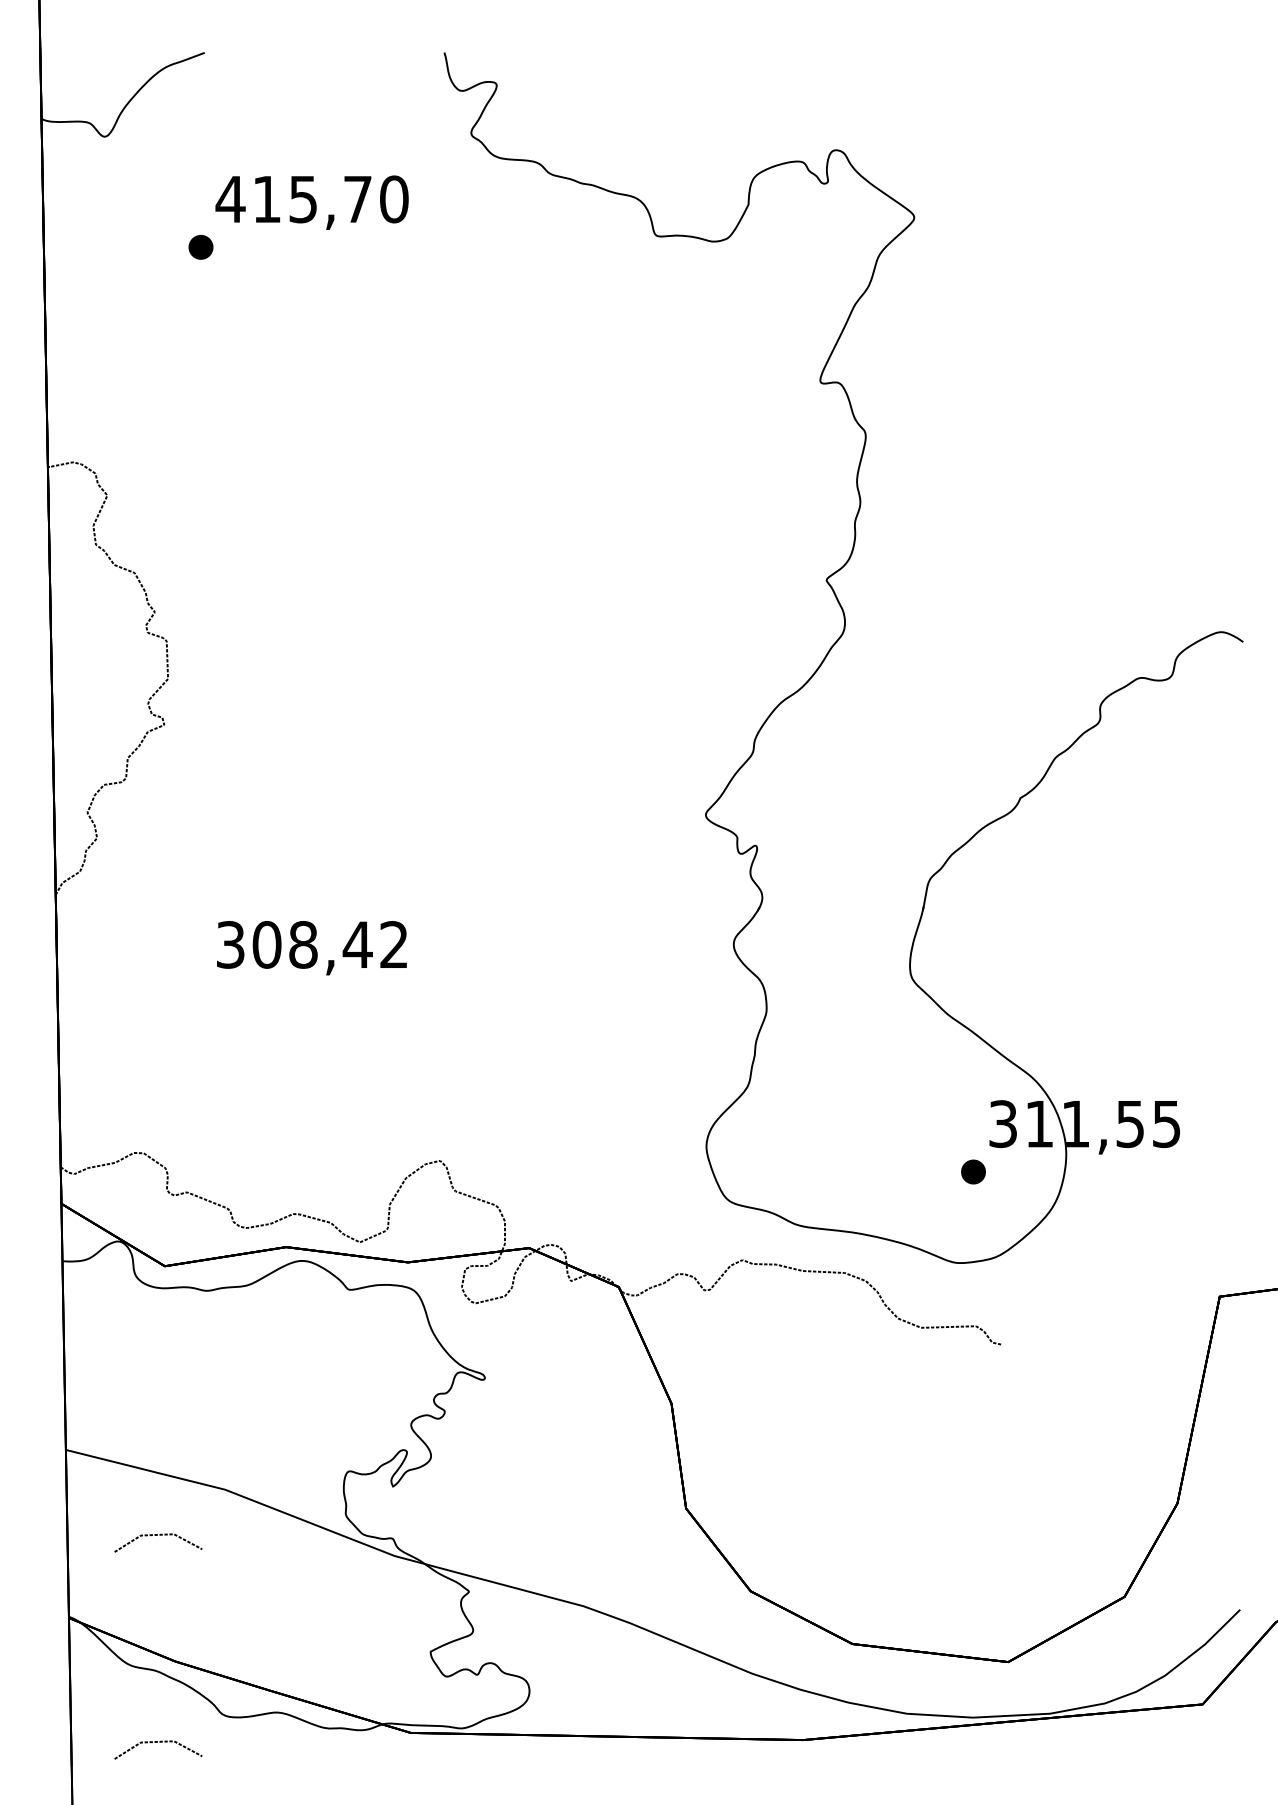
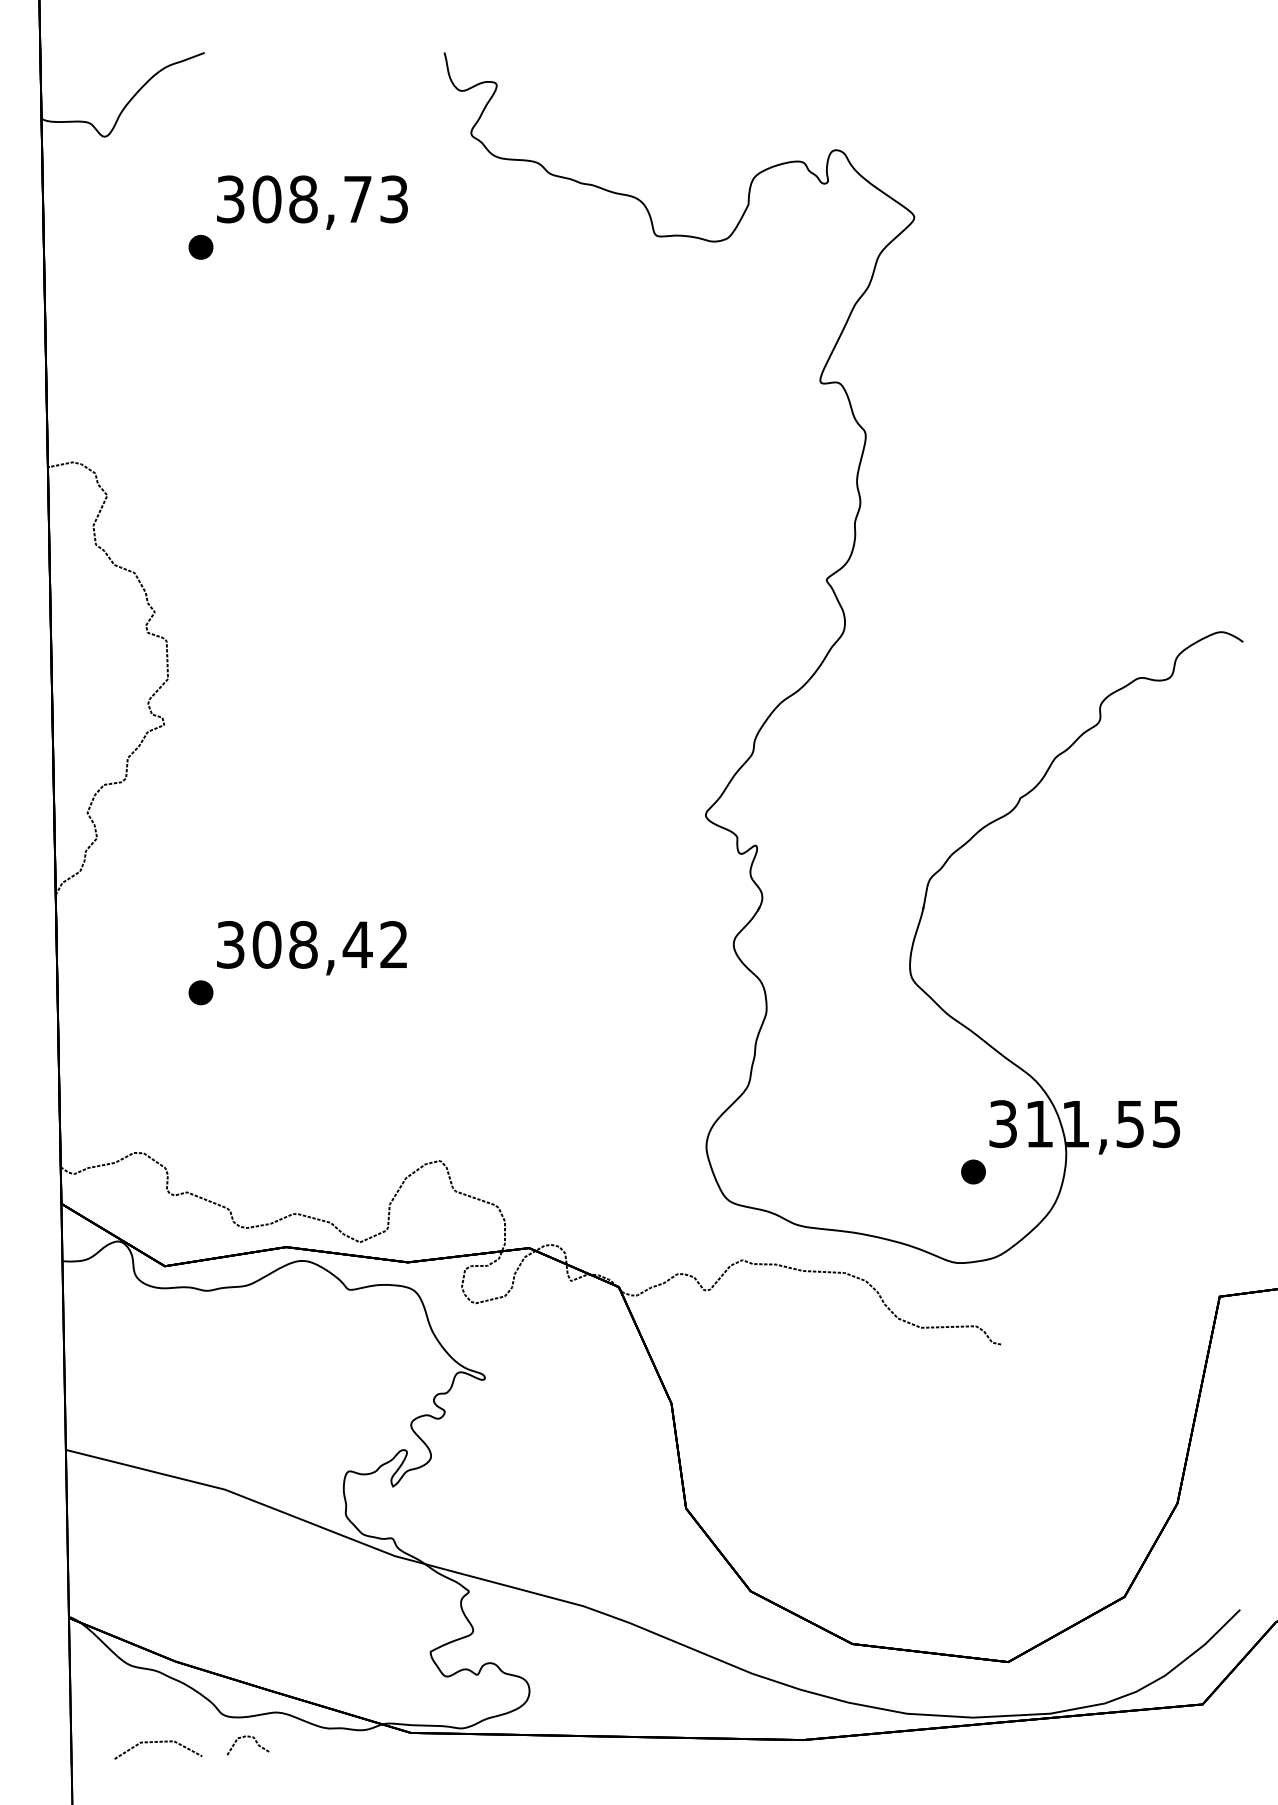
text: 415,70 -> 308,73 (311, 199)
part: none -> present (200, 992)
line: present -> none (157, 1535)
curve: none -> present (247, 1737)
